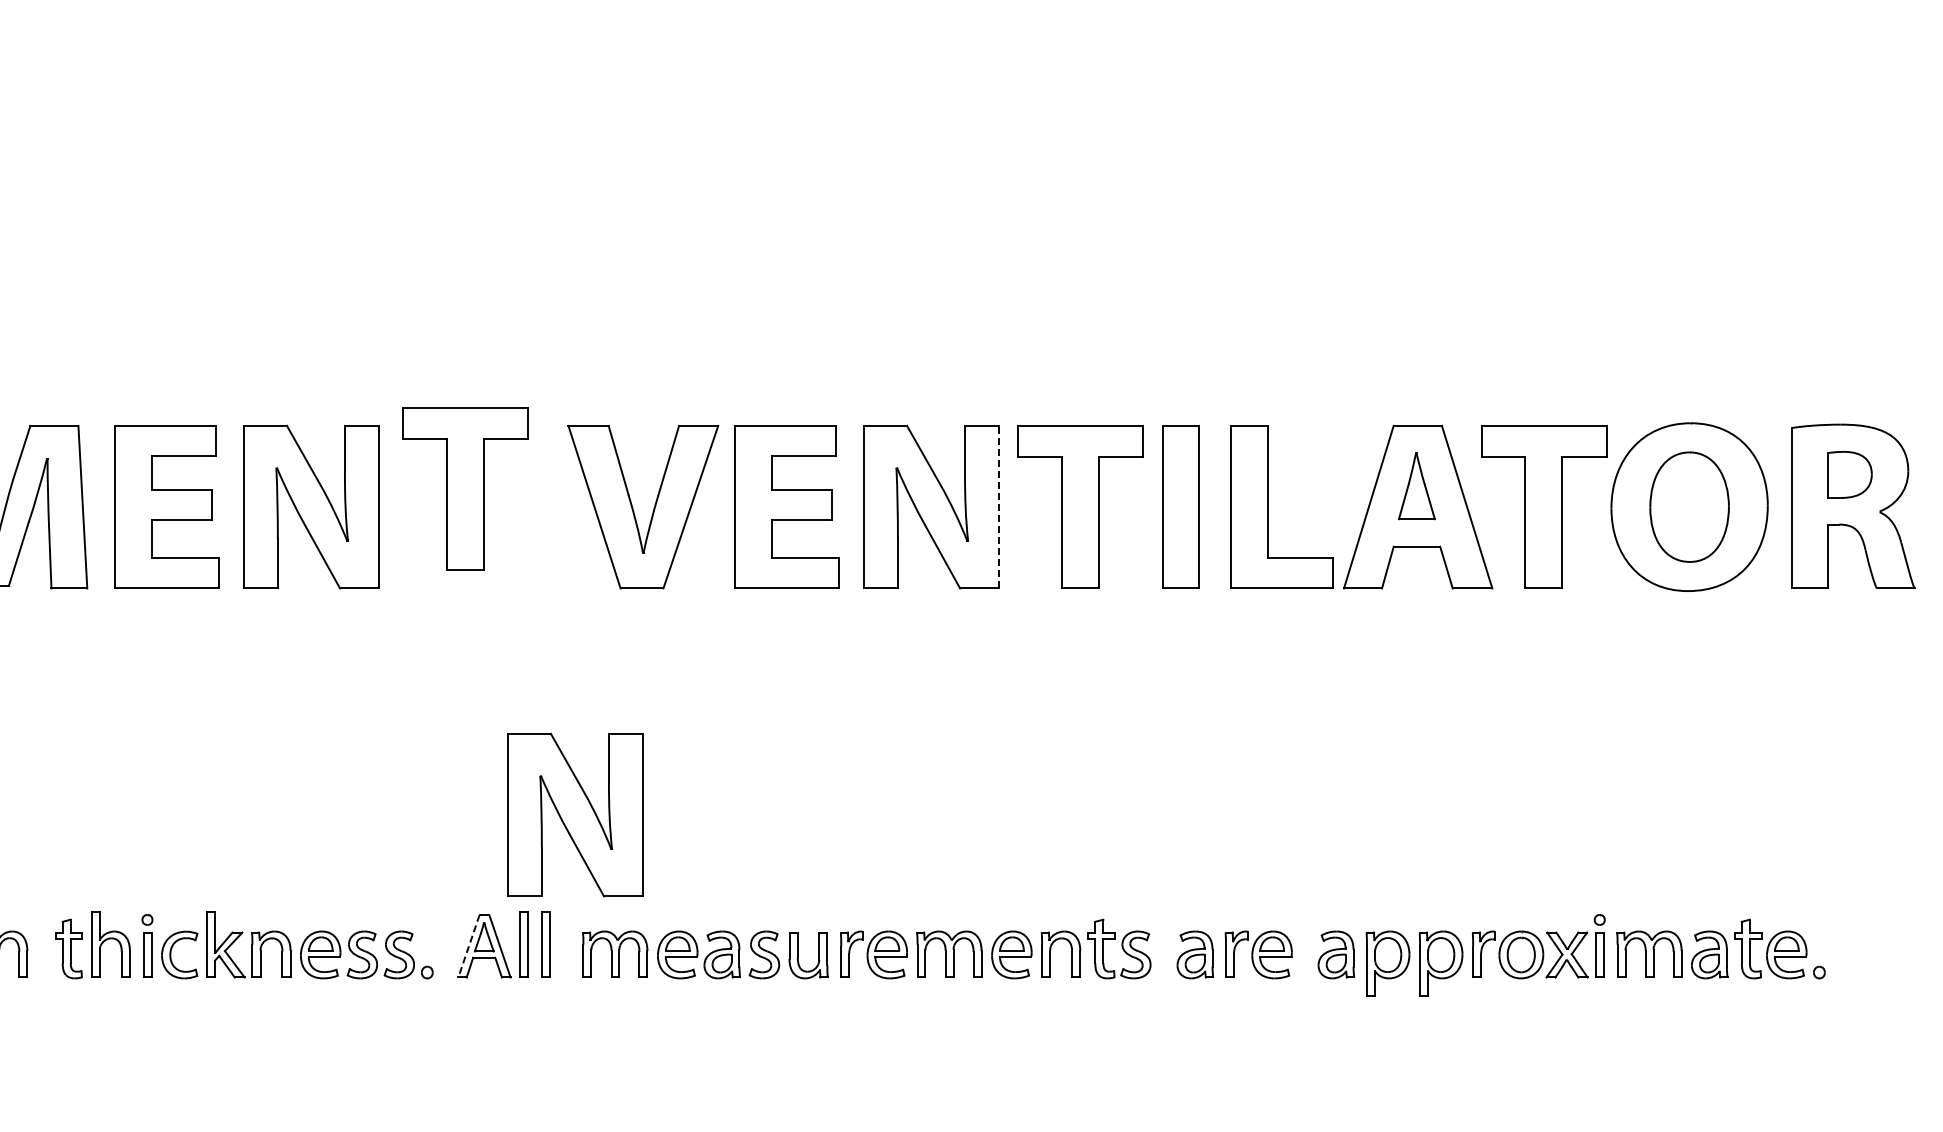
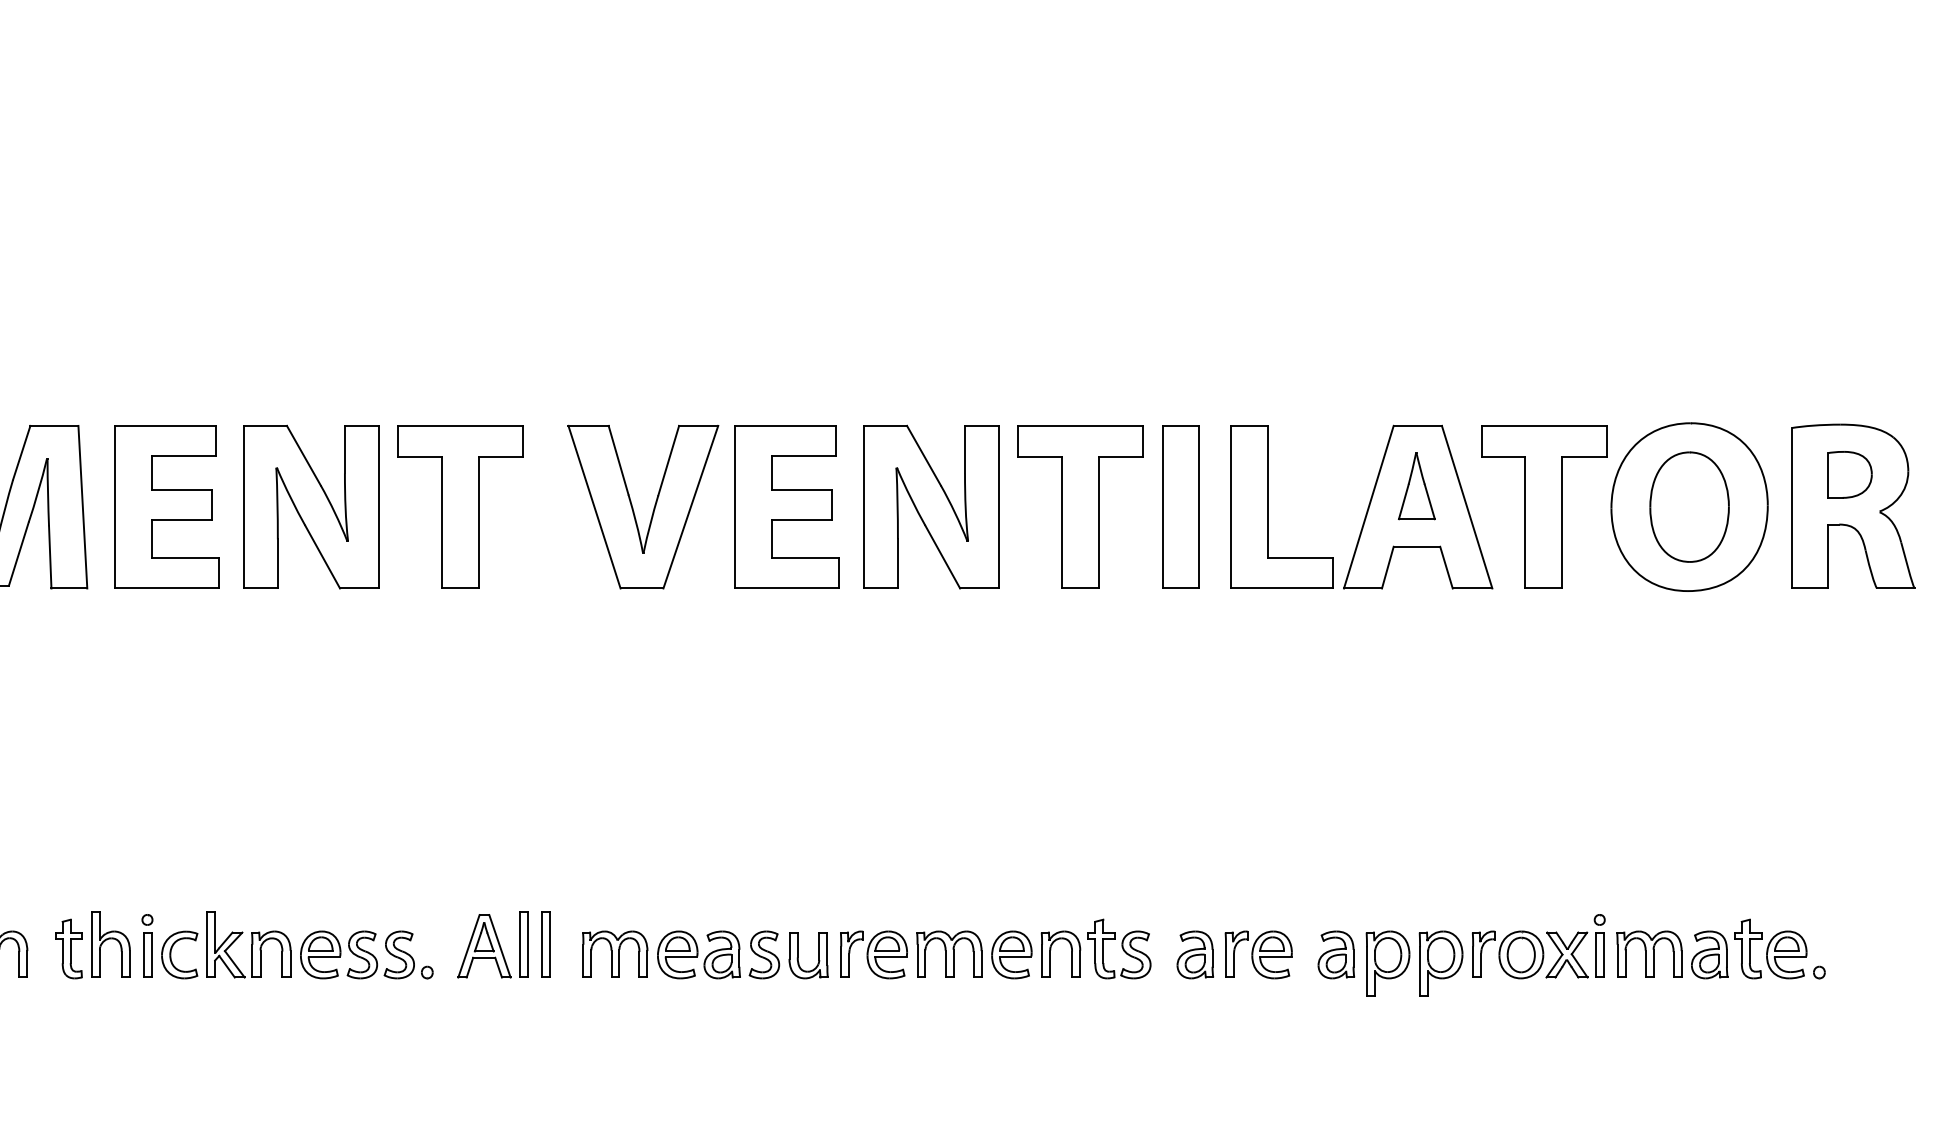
part position: (465, 488) -> (460, 506) (460, 506)
line: dashed -> solid (998, 506)
part: present -> none (575, 814)
line: dashed -> solid (468, 946)
